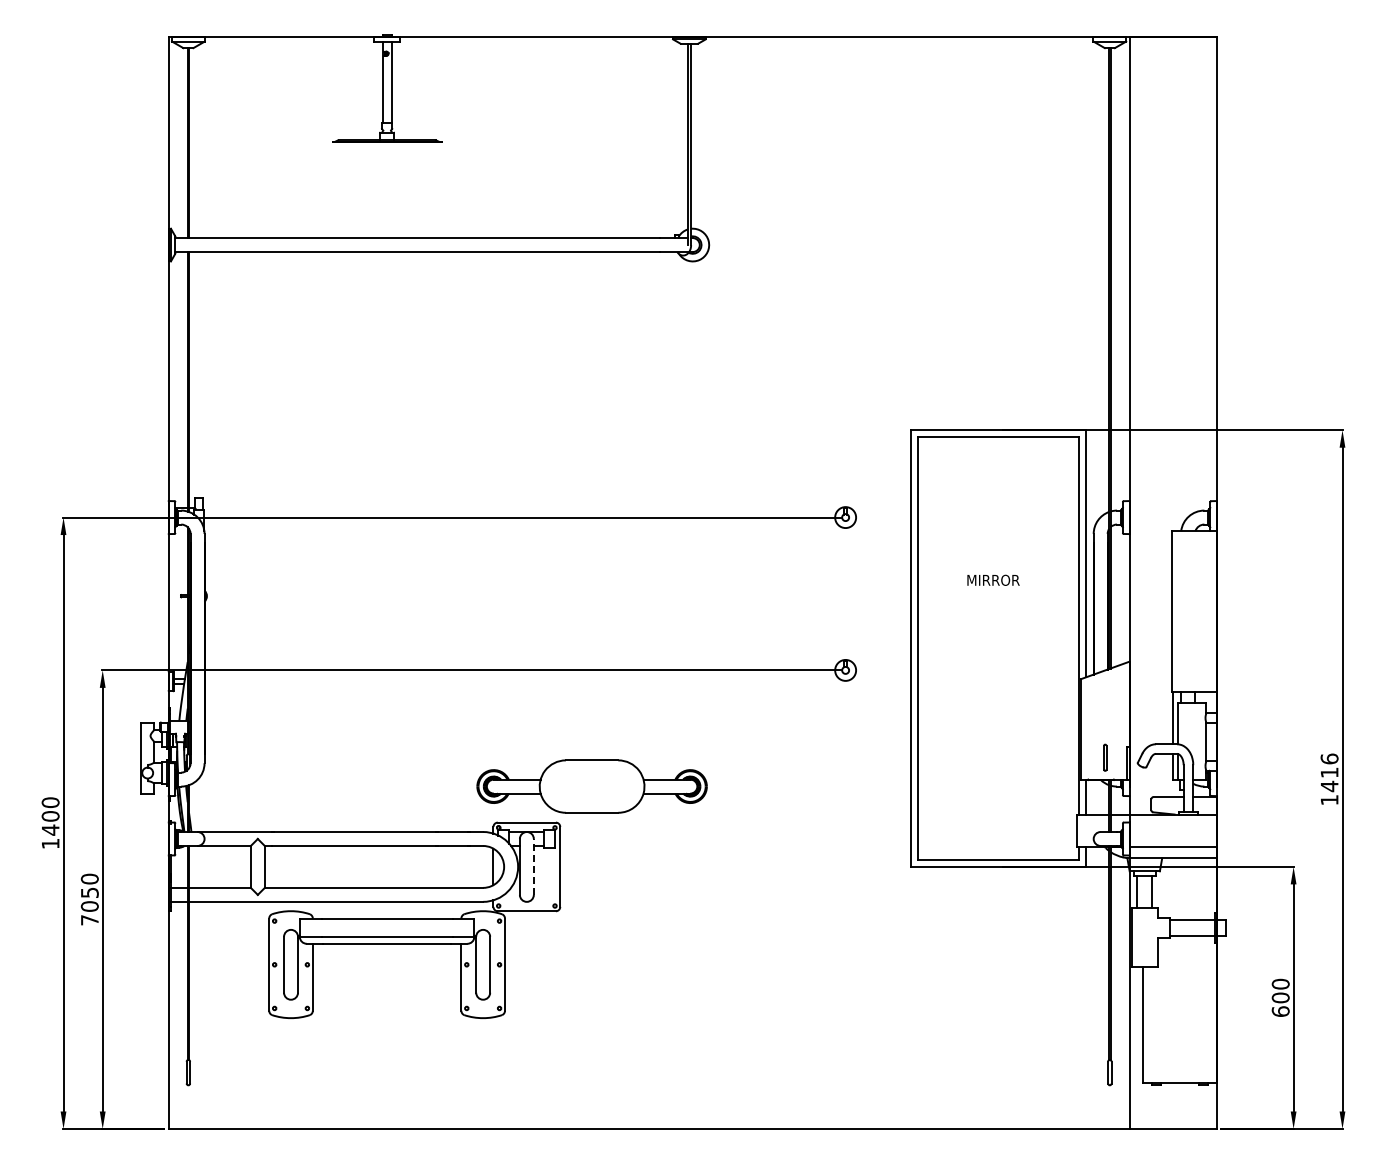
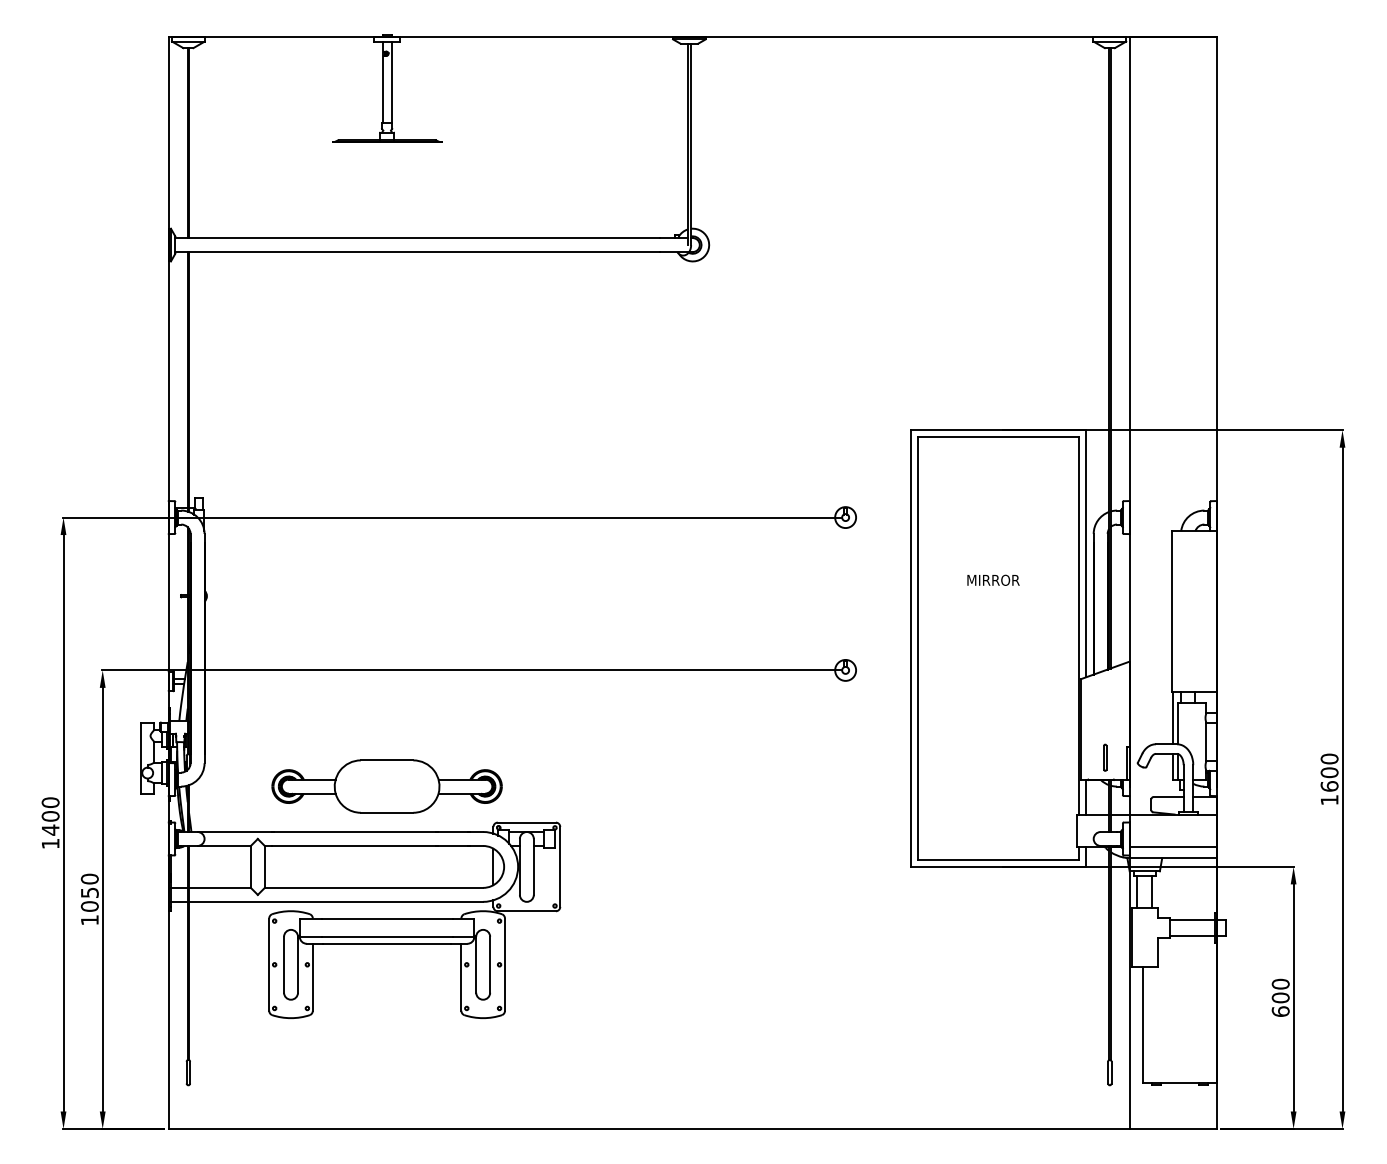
text: 1416 -> 1600 (1329, 772)
part position: (591, 786) -> (386, 786) (386, 786)
line: dashed -> solid (533, 866)
text: 7050 -> 1050 (89, 920)
